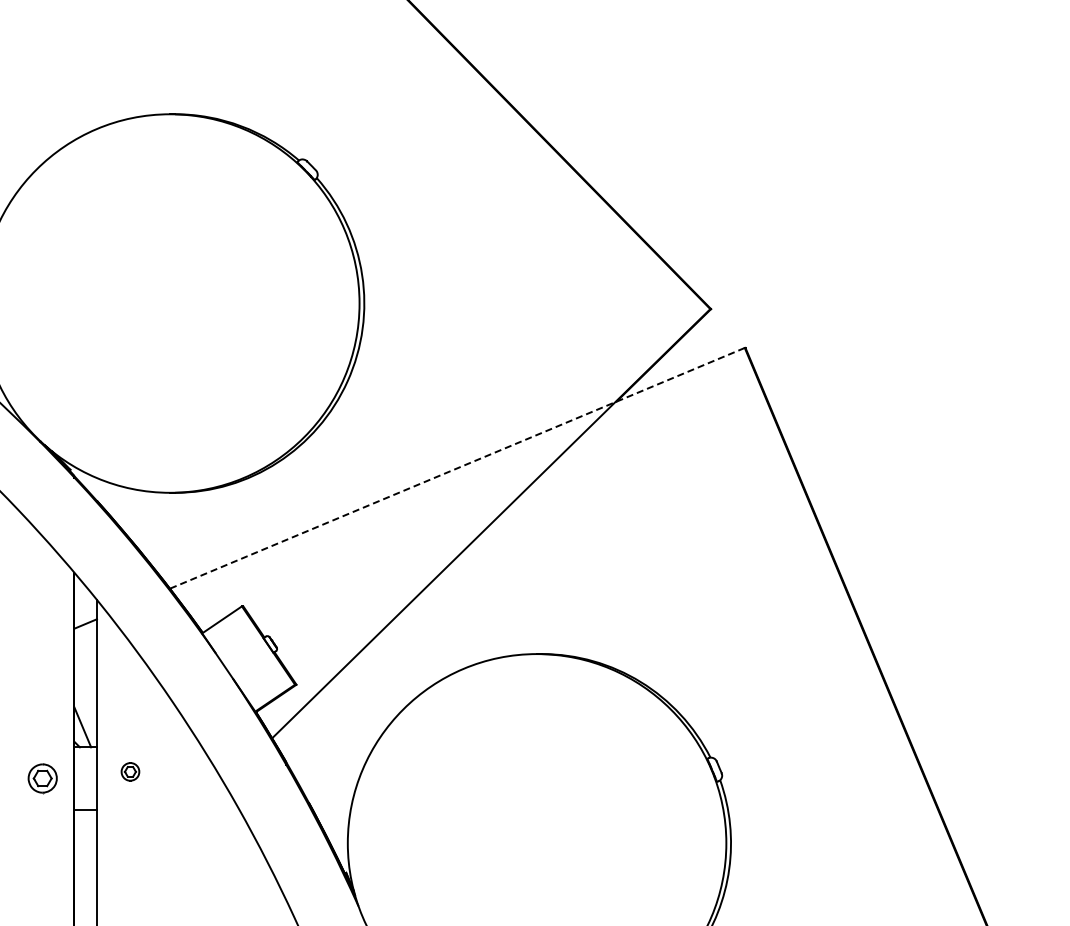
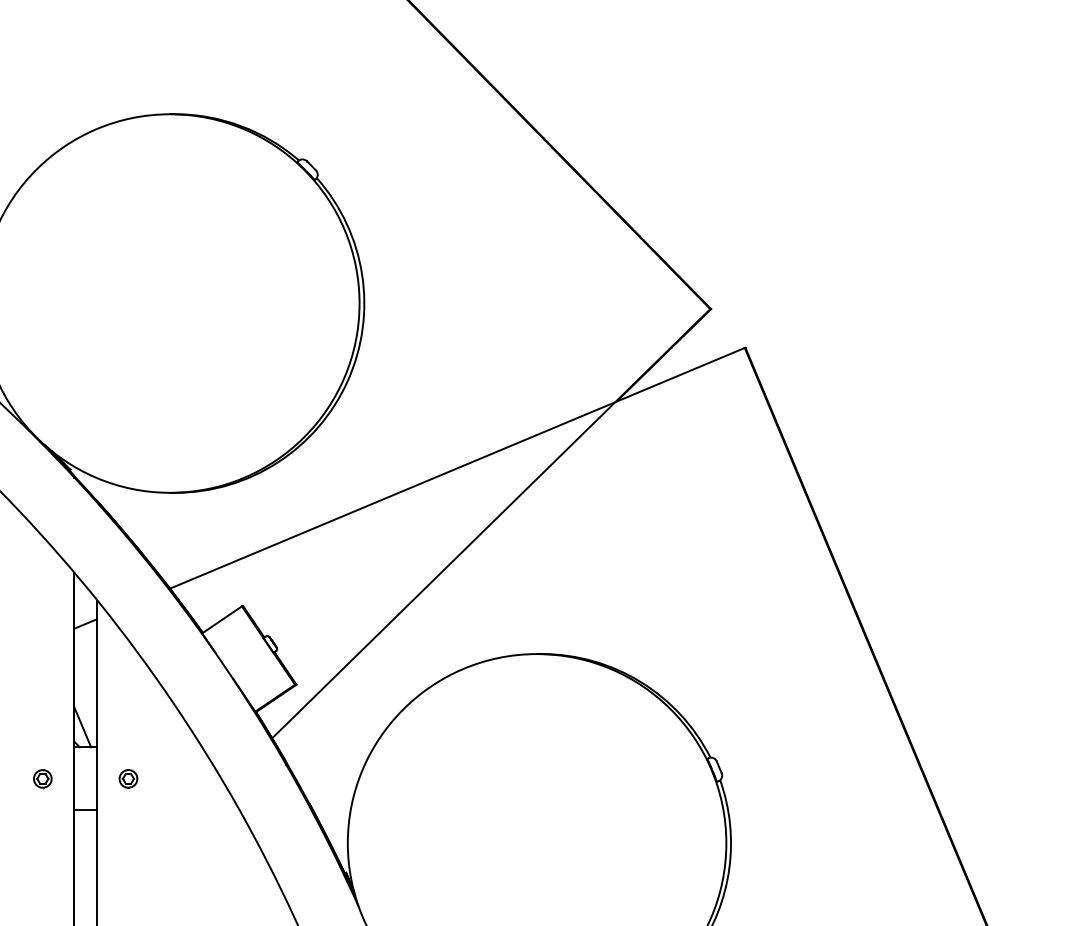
line: dashed -> solid (457, 468)
part position: (130, 771) -> (128, 778) (128, 778)
part size: 31x32 px -> 20x21 px (42, 779)
